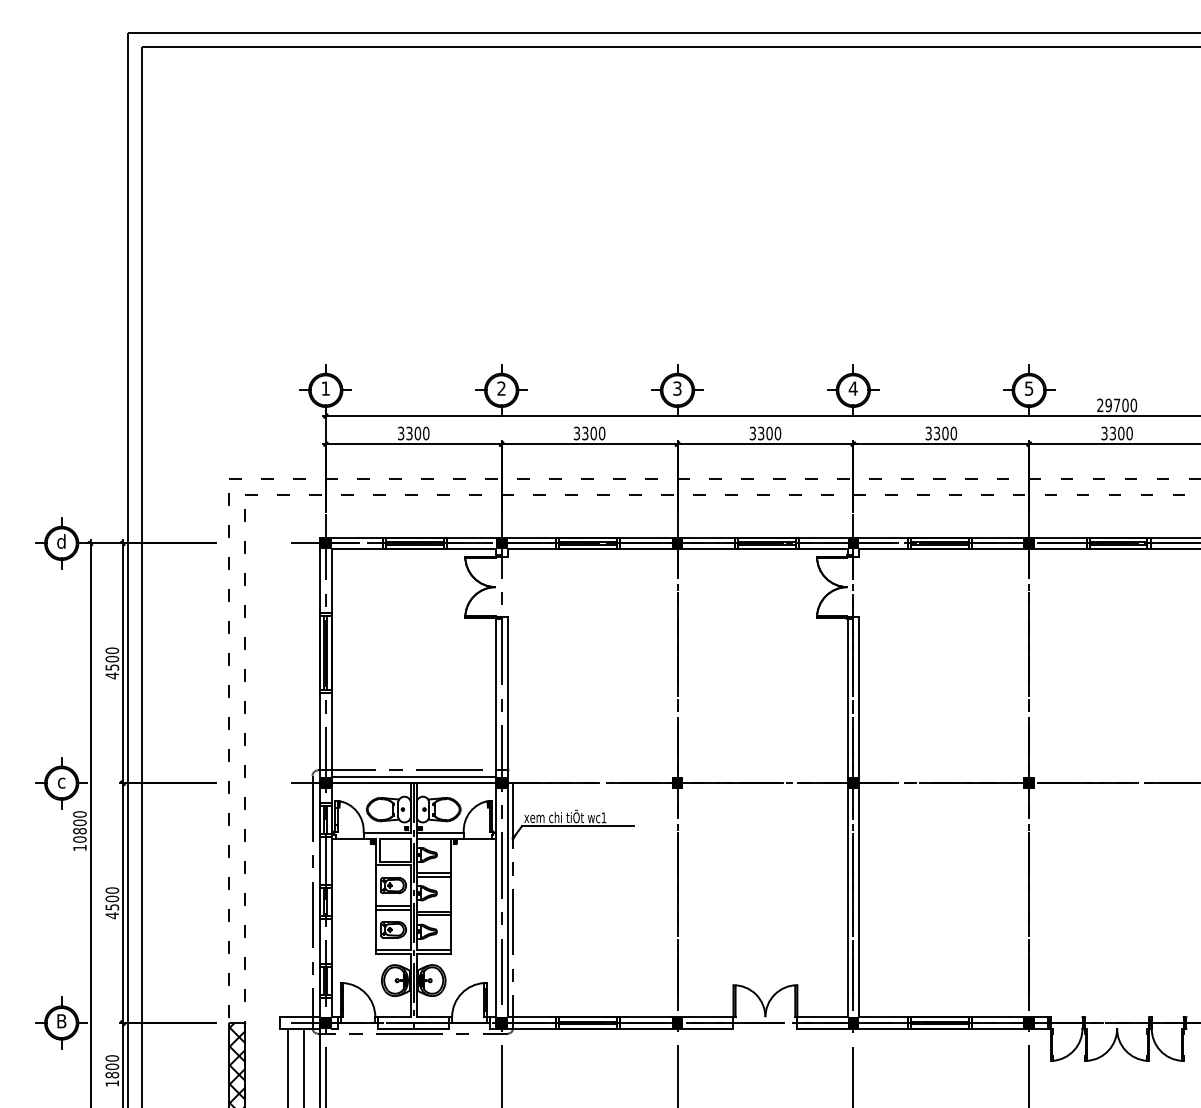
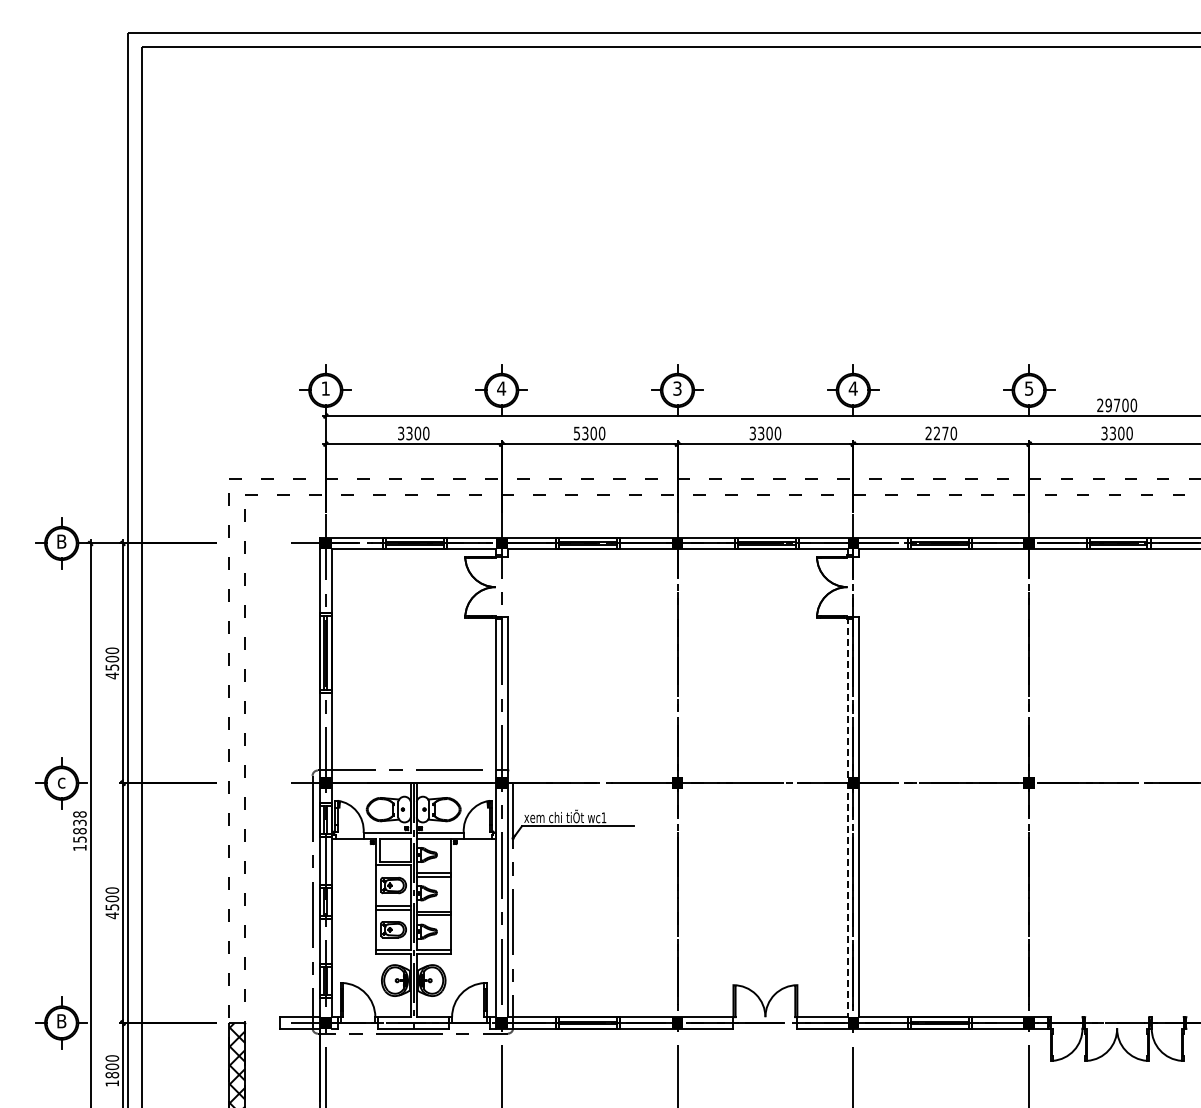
text: 2 -> 4 (501, 388)
text: 3300 -> 5300 (577, 432)
text: 3300 -> 2270 (936, 433)
text: d -> B (61, 541)
line: present -> none (413, 777)
line: solid -> dashed (847, 817)
text: 10800 -> 15838 (79, 826)
line: present -> none (287, 1066)
line: present -> none (303, 1066)
